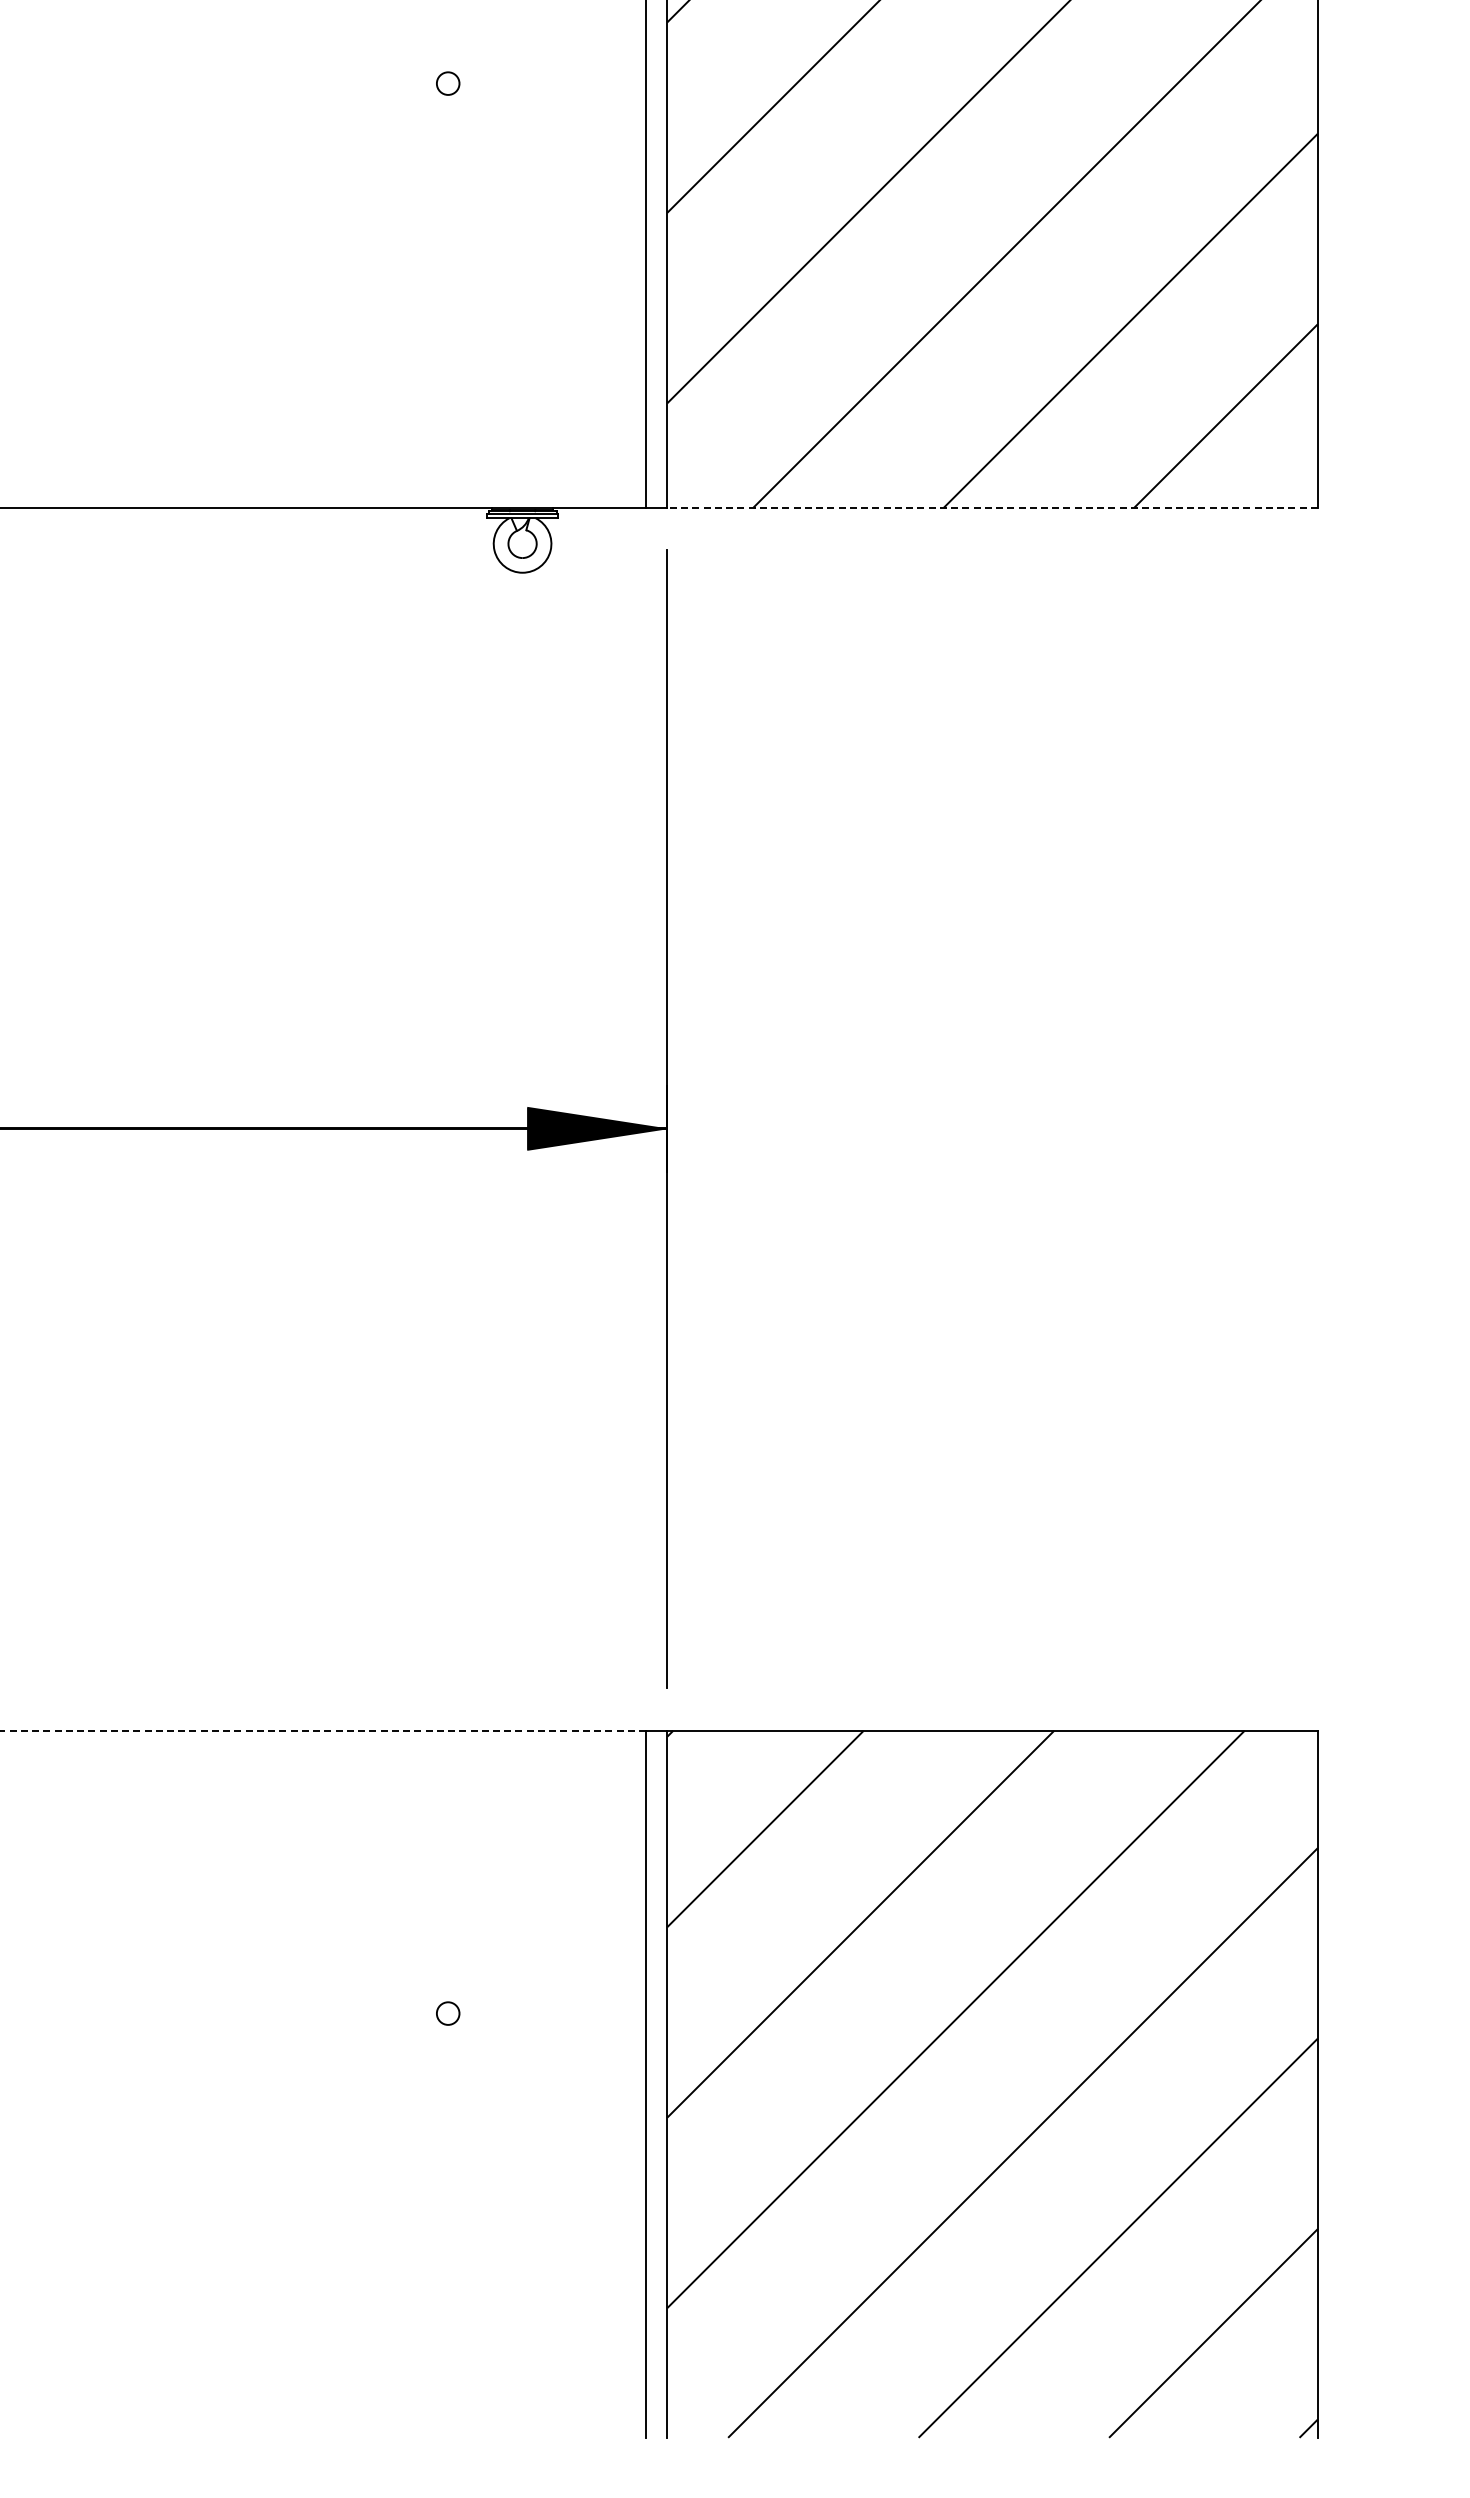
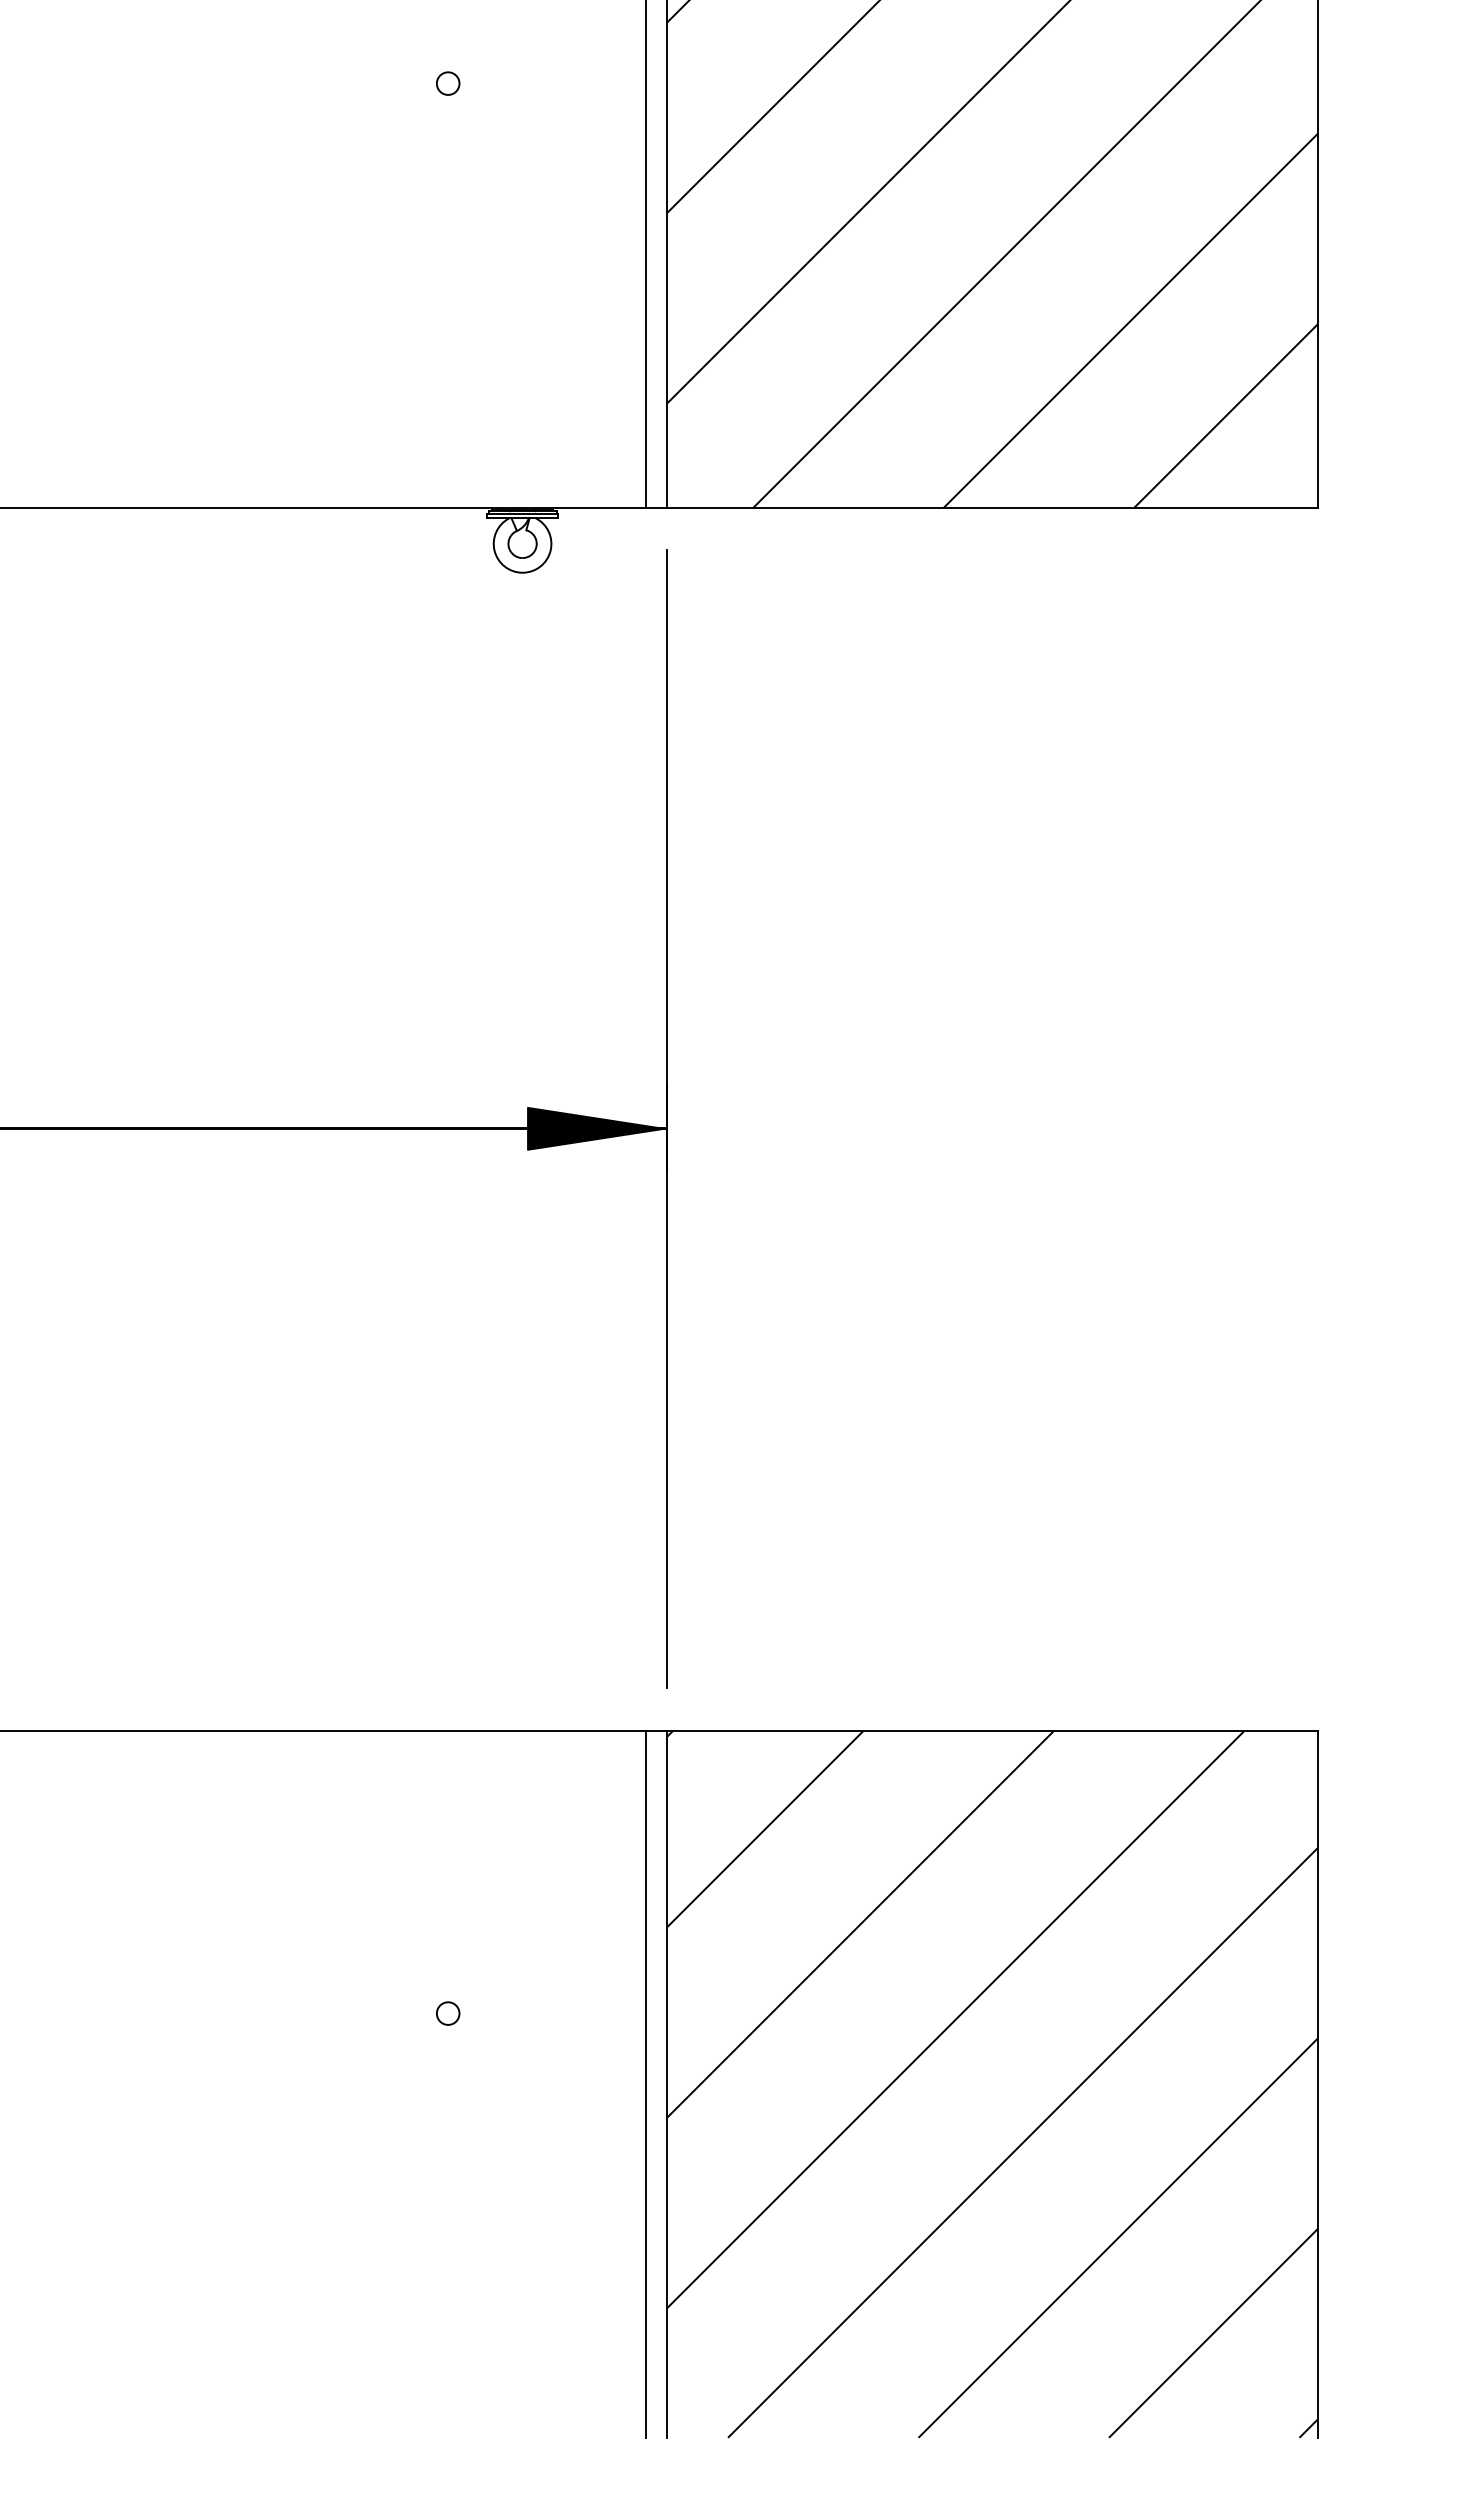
line: dashed -> solid (992, 507)
line: dashed -> solid (323, 1730)
